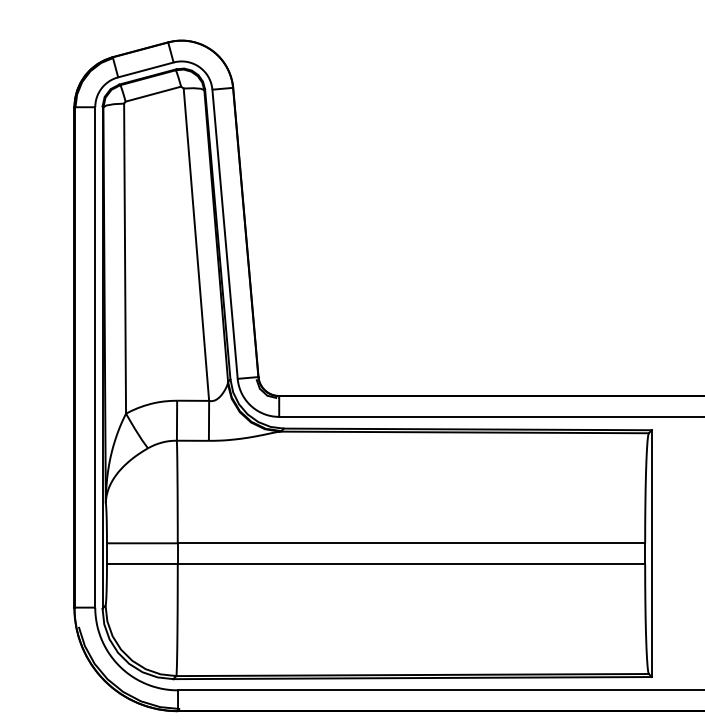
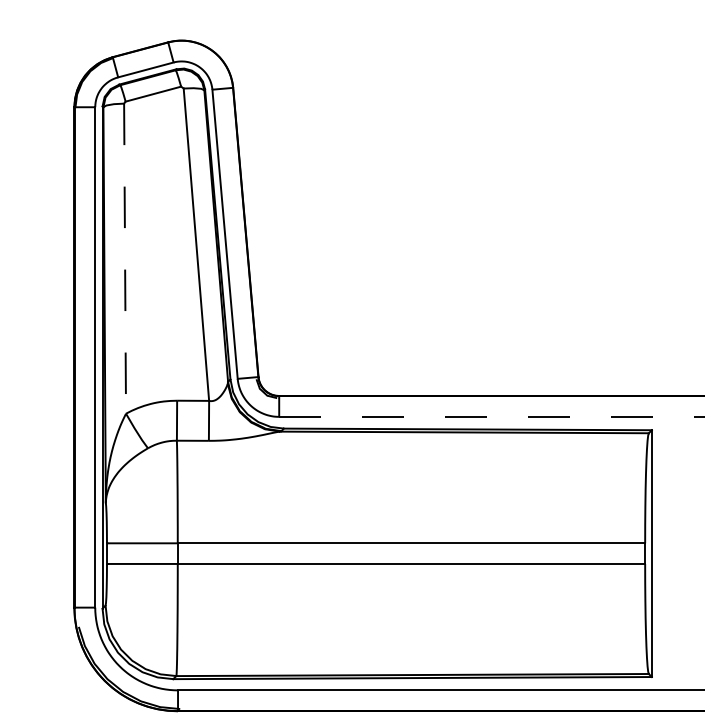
line: solid -> dashed (125, 259)
line: solid -> dashed (492, 416)
